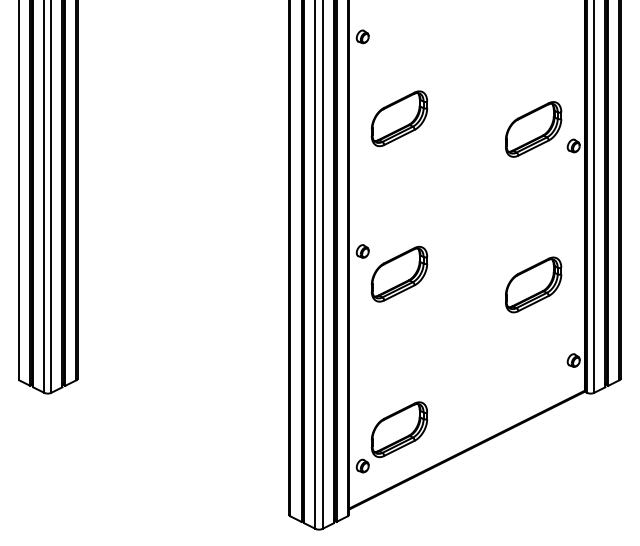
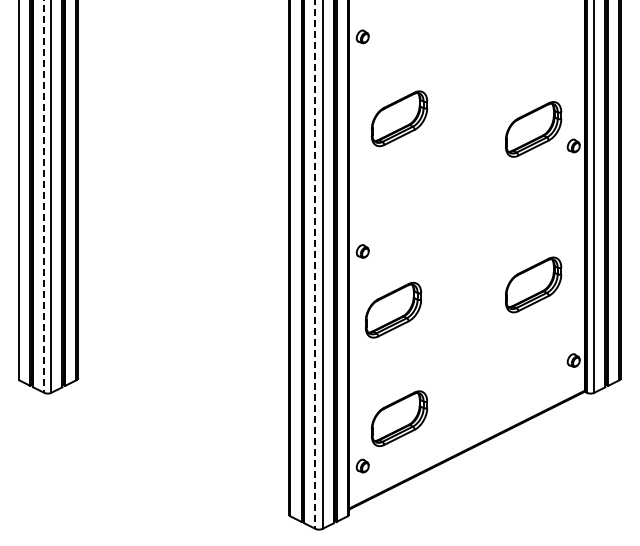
line: solid -> dashed (44, 196)
line: solid -> dashed (315, 264)
part position: (399, 273) -> (393, 309) (393, 309)
part position: (399, 429) -> (399, 418) (399, 418)
